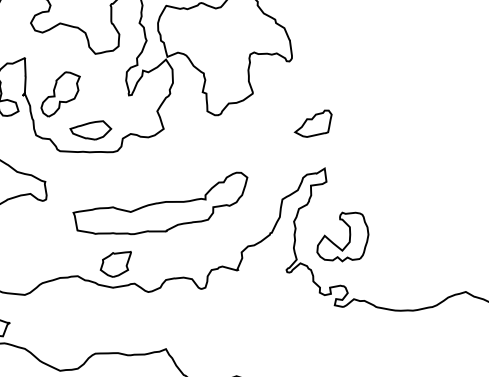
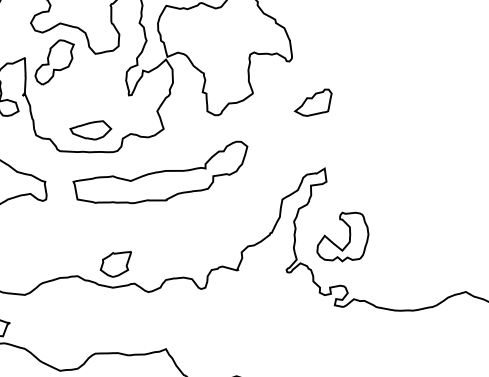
part position: (60, 94) -> (54, 62) (54, 62)
part position: (312, 123) -> (312, 102) (312, 102)
part position: (160, 203) -> (160, 172) (160, 172)
